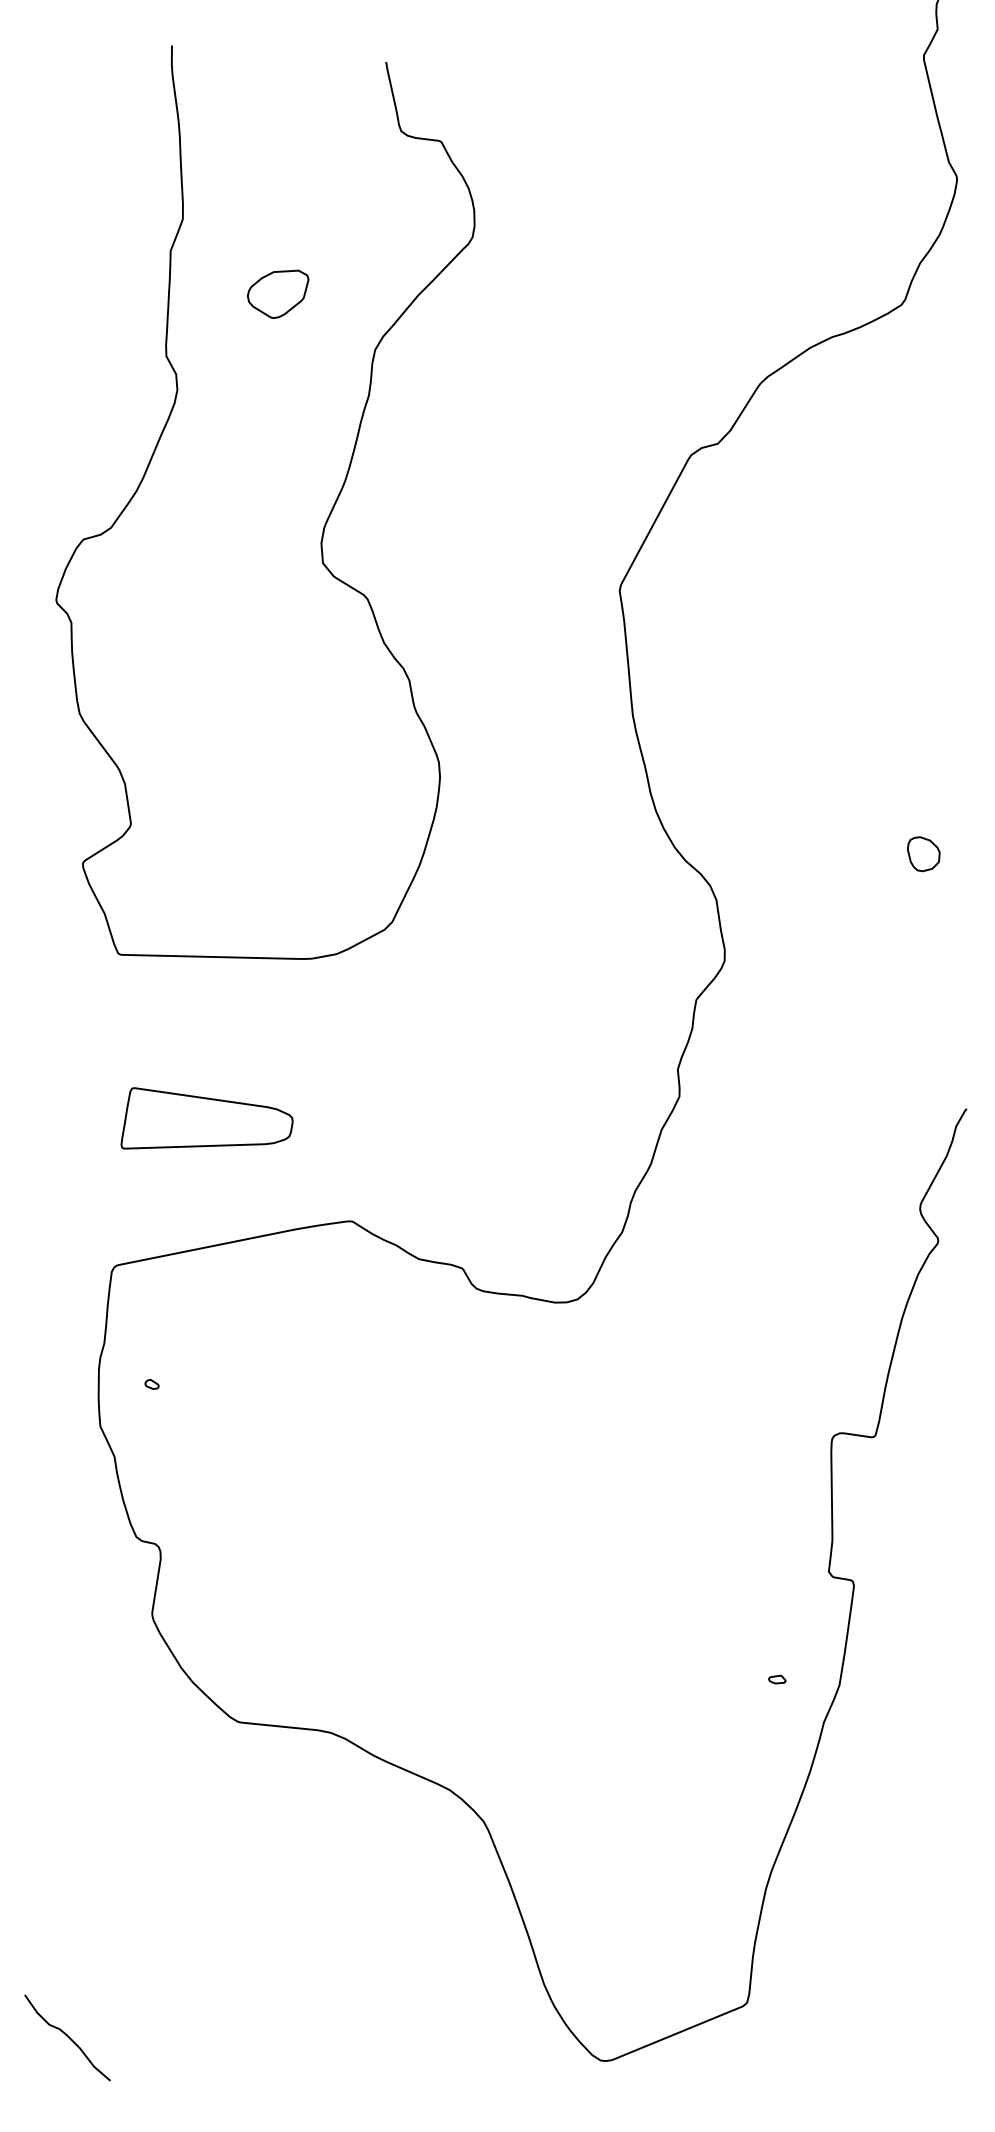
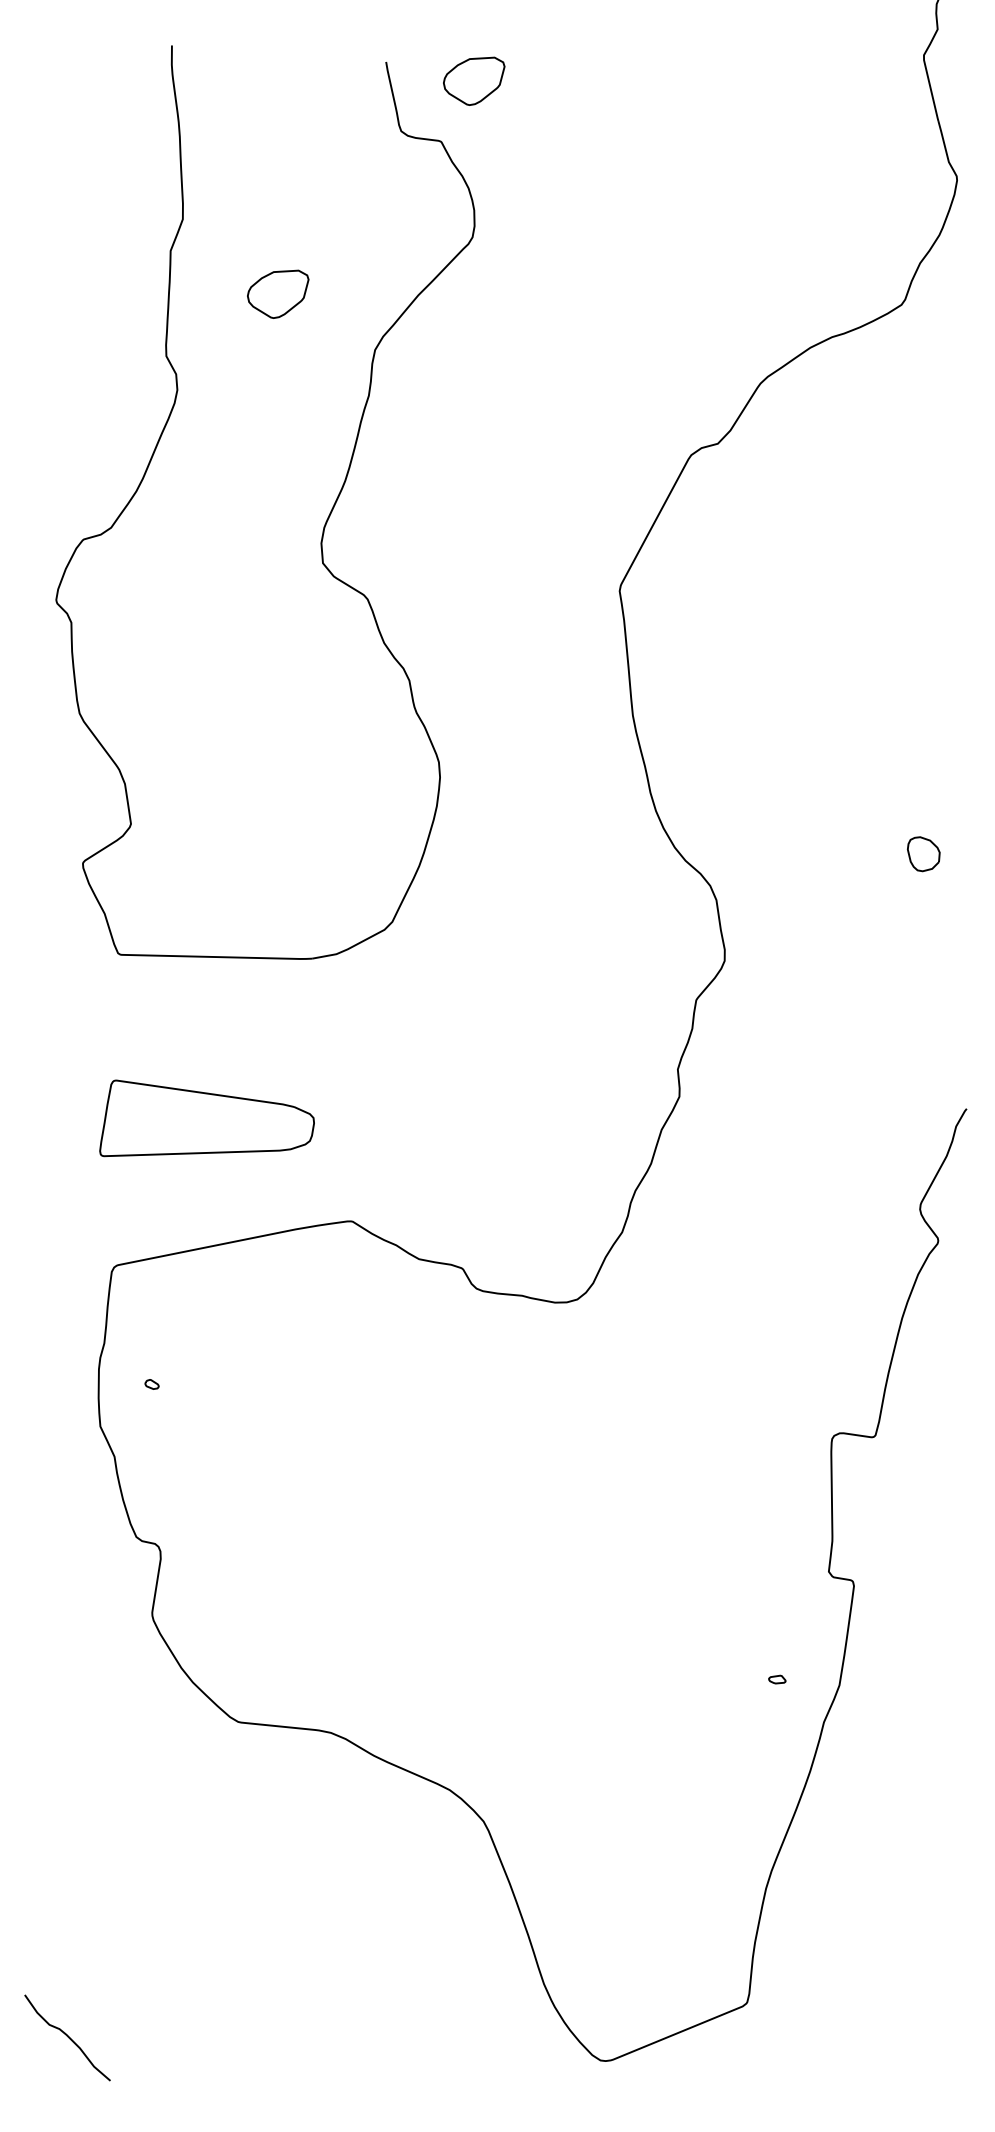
part: none -> present (474, 80)
part size: 174x63 px -> 216x79 px (206, 1118)
